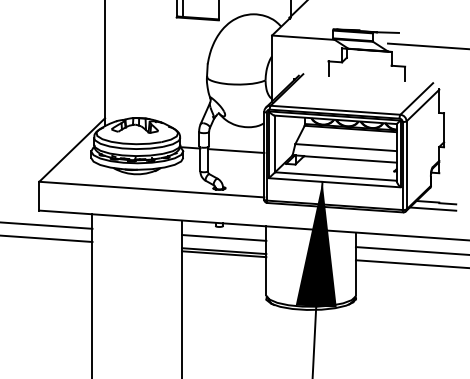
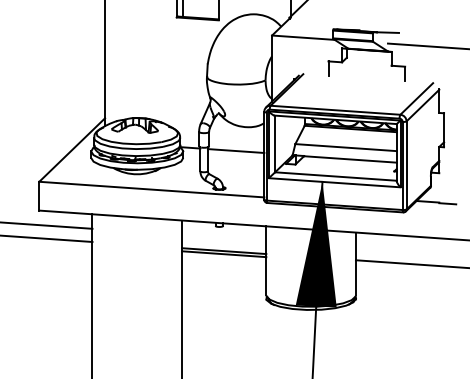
line: present -> none (432, 208)
line: present -> none (224, 237)
line: present -> none (410, 250)
